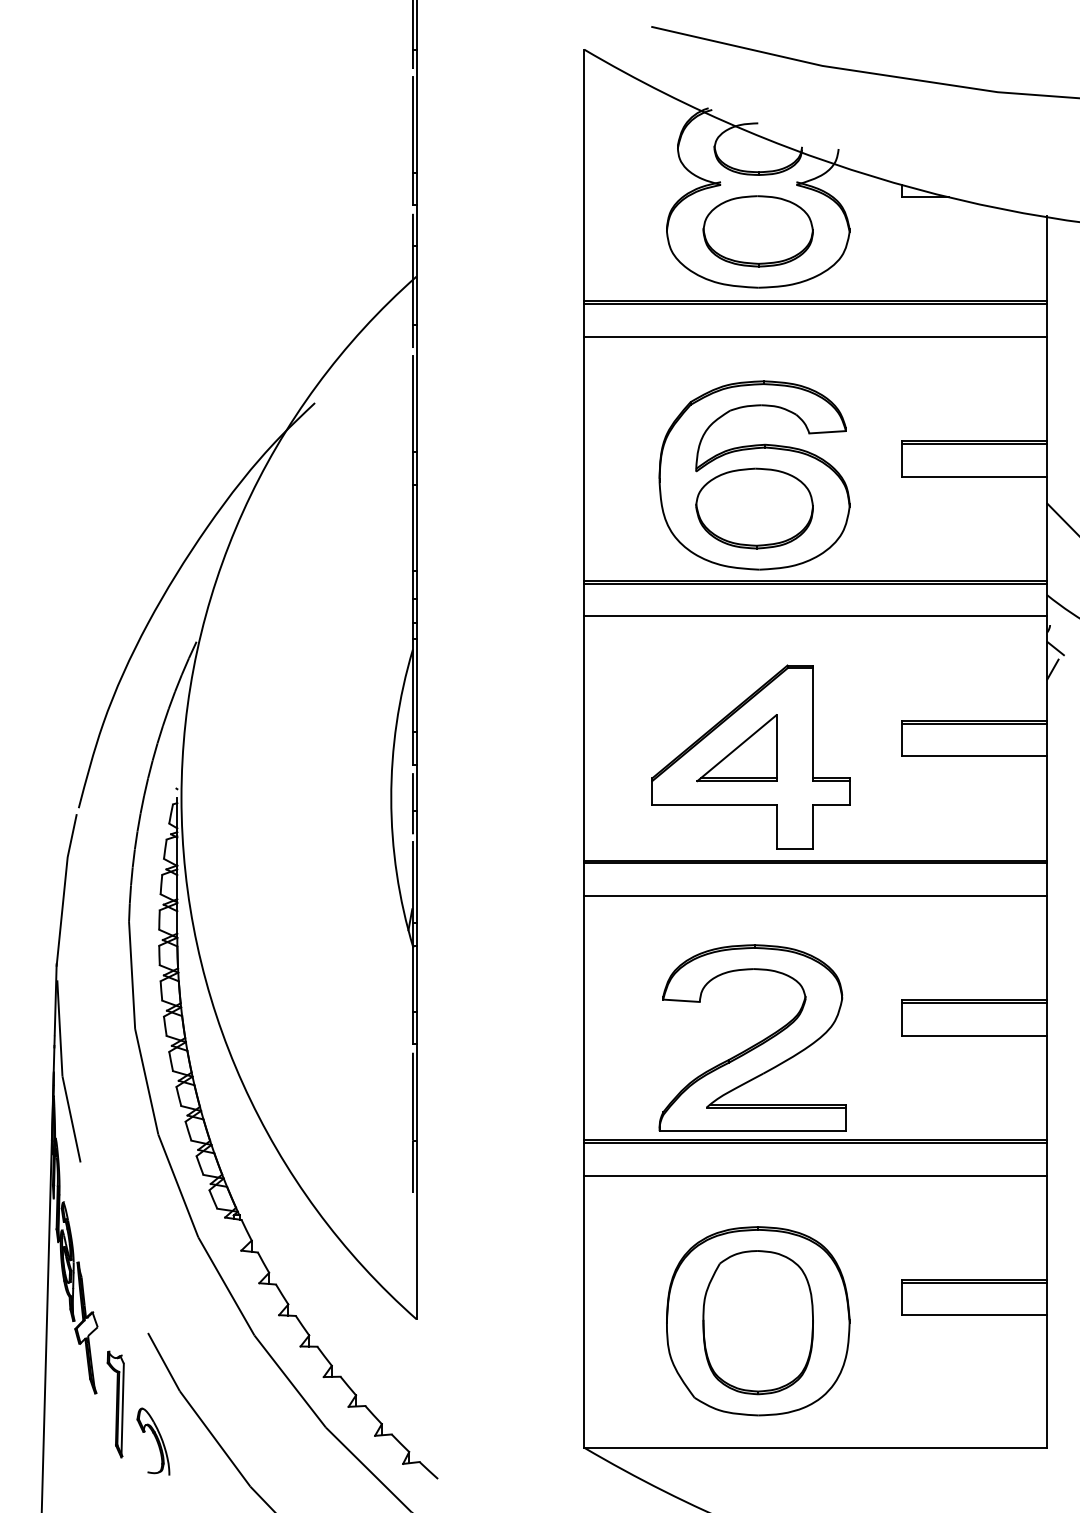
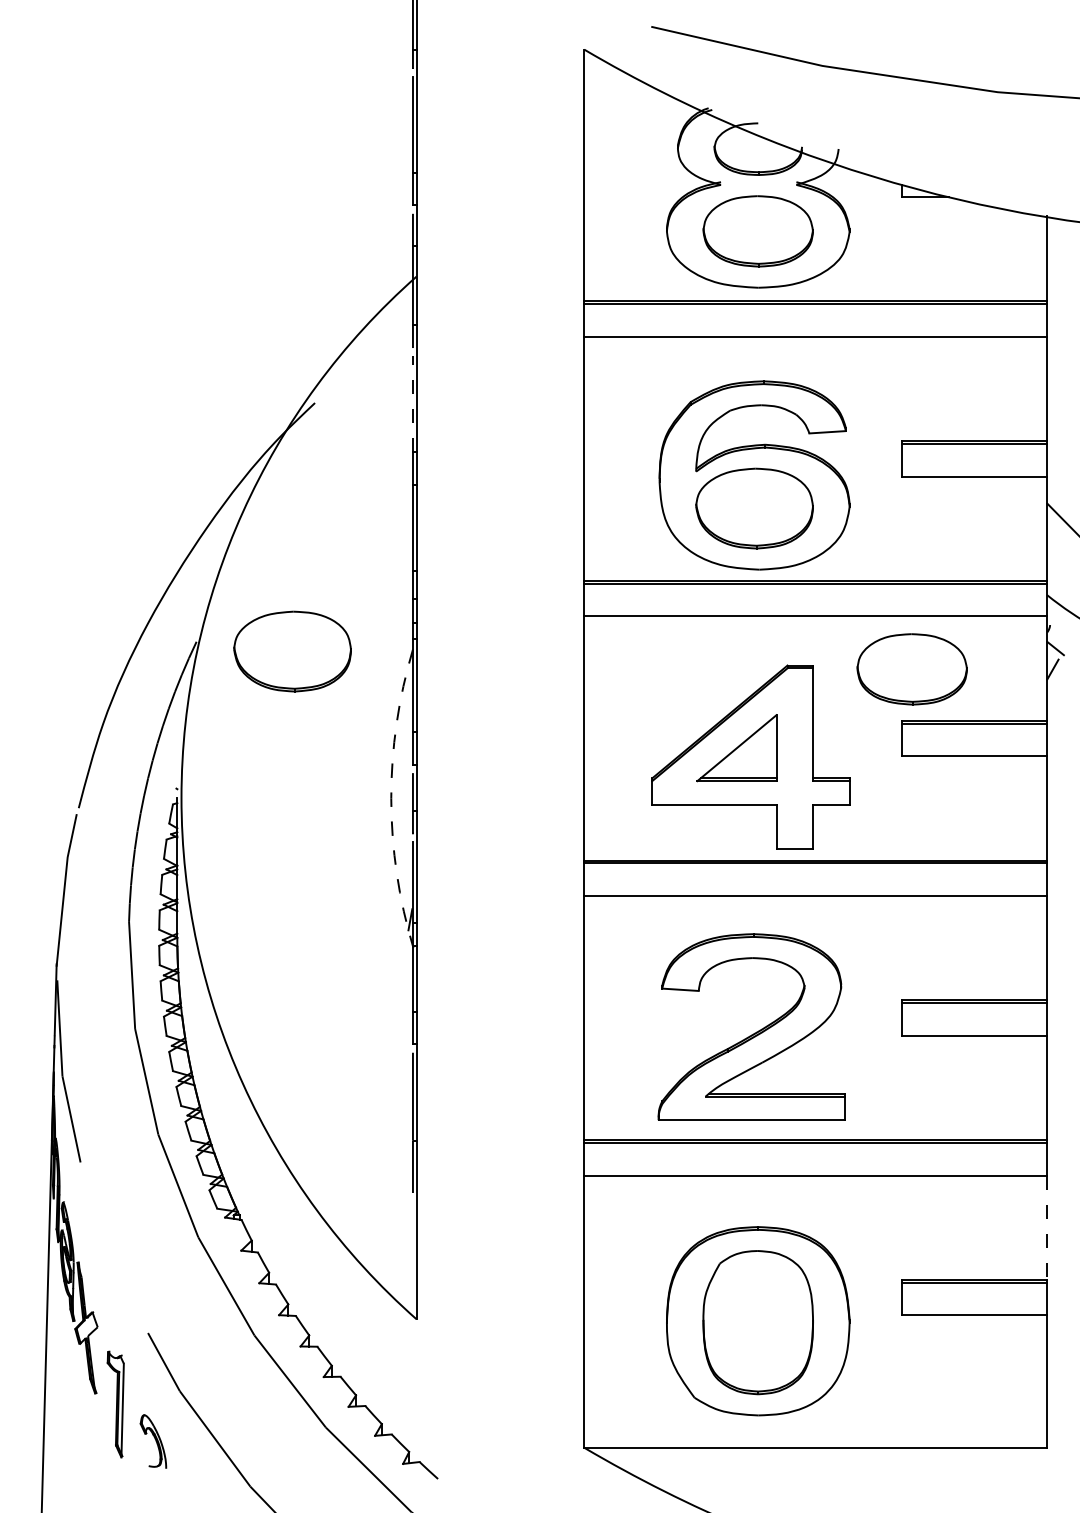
line: solid -> dashed (412, 404)
part: none -> present (292, 651)
part: none -> present (911, 669)
arc: solid -> dashed (391, 798)
part position: (755, 1043) -> (754, 1032) (754, 1032)
line: solid -> dashed (1047, 1228)
part size: 35x69 px -> 29x55 px (153, 1441)
